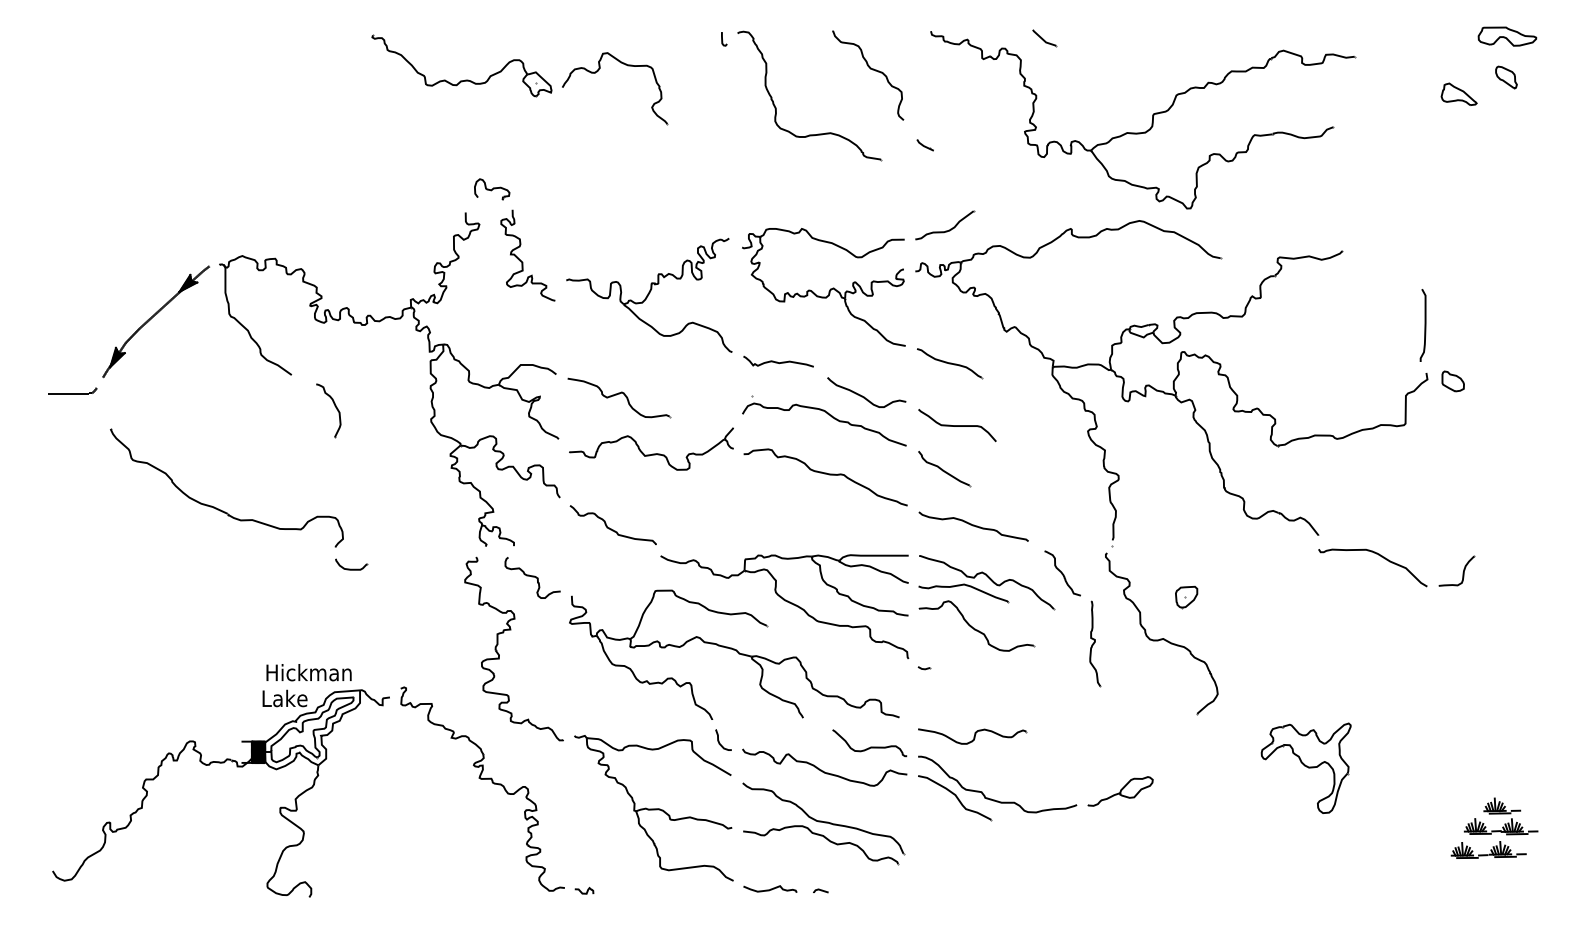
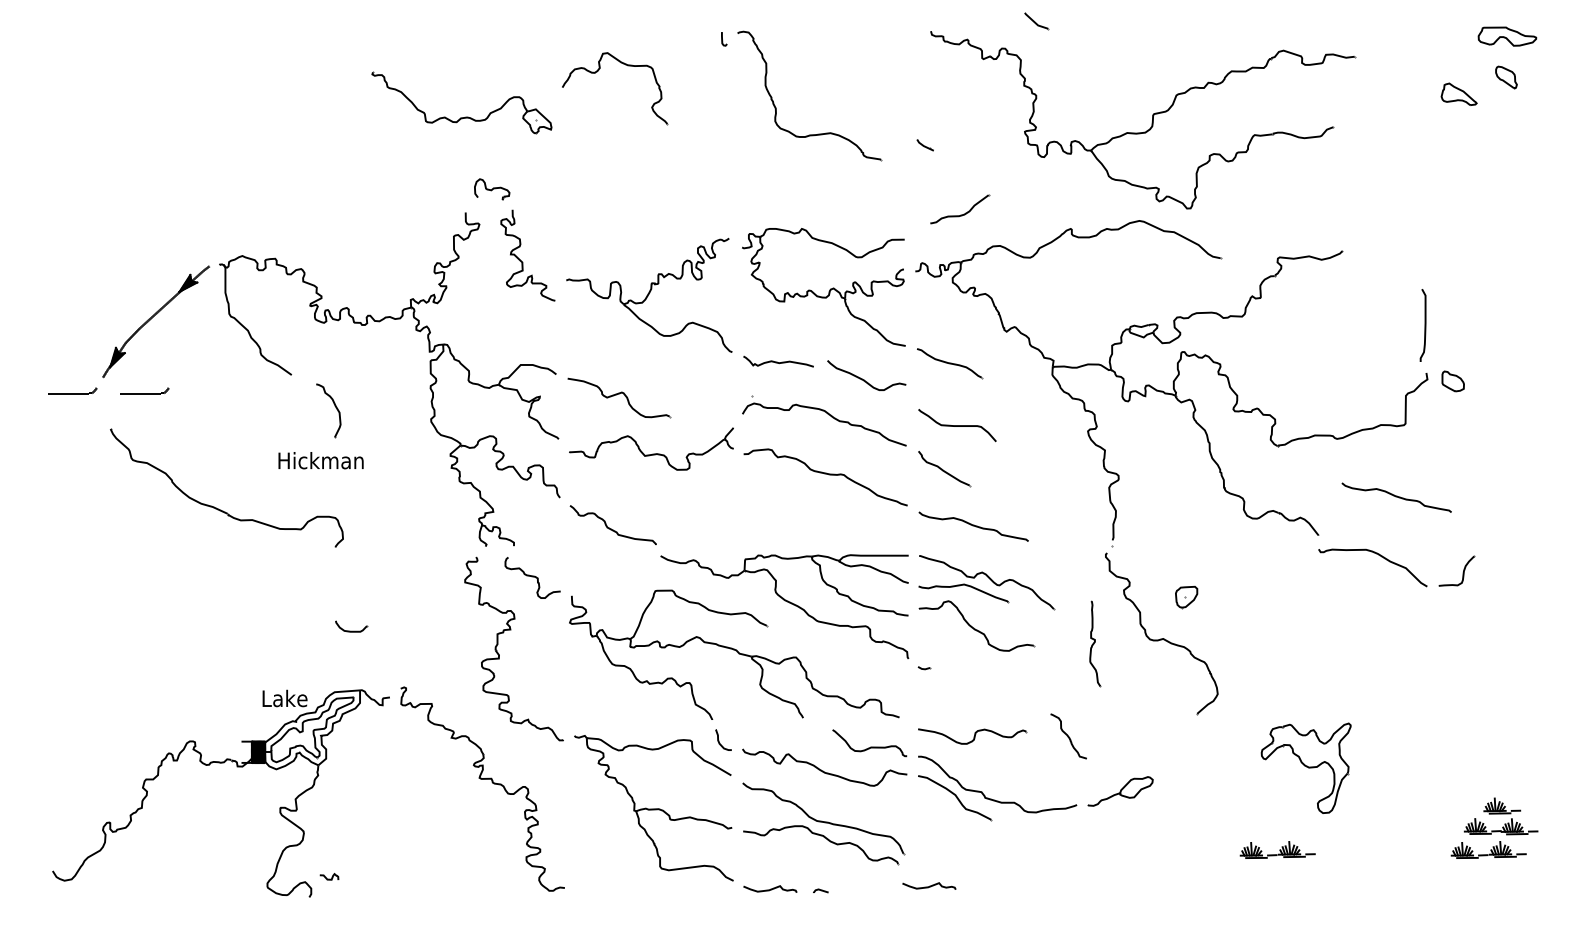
part position: (1044, 38) -> (1036, 21) (1036, 21)
curve: present -> none (870, 69)
part position: (465, 79) -> (465, 116) (465, 116)
part position: (945, 225) -> (960, 209) (960, 209)
line: none -> present (144, 393)
curve position: (864, 396) -> (864, 379) (864, 379)
curve: none -> present (1396, 497)
part position: (351, 564) -> (351, 626) (351, 626)
curve position: (1062, 573) -> (1068, 736) (1068, 736)
text position: (308, 672) -> (320, 460) (320, 460)
part: none -> present (1277, 849)
curve: none -> present (929, 885)
curve position: (586, 890) -> (331, 876) (331, 876)
